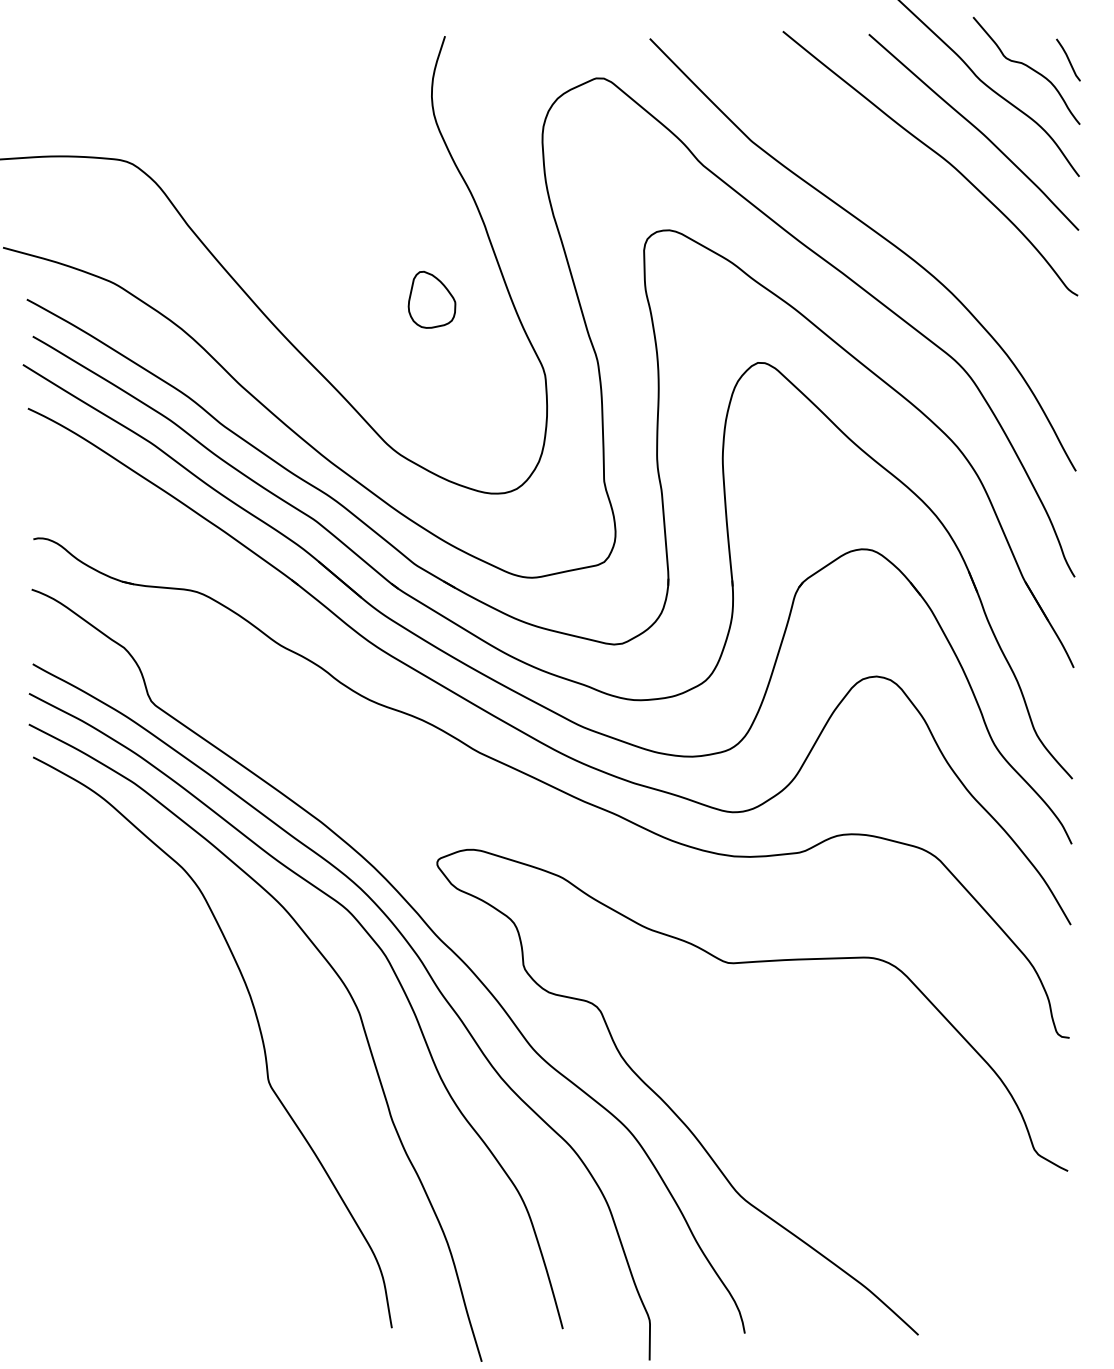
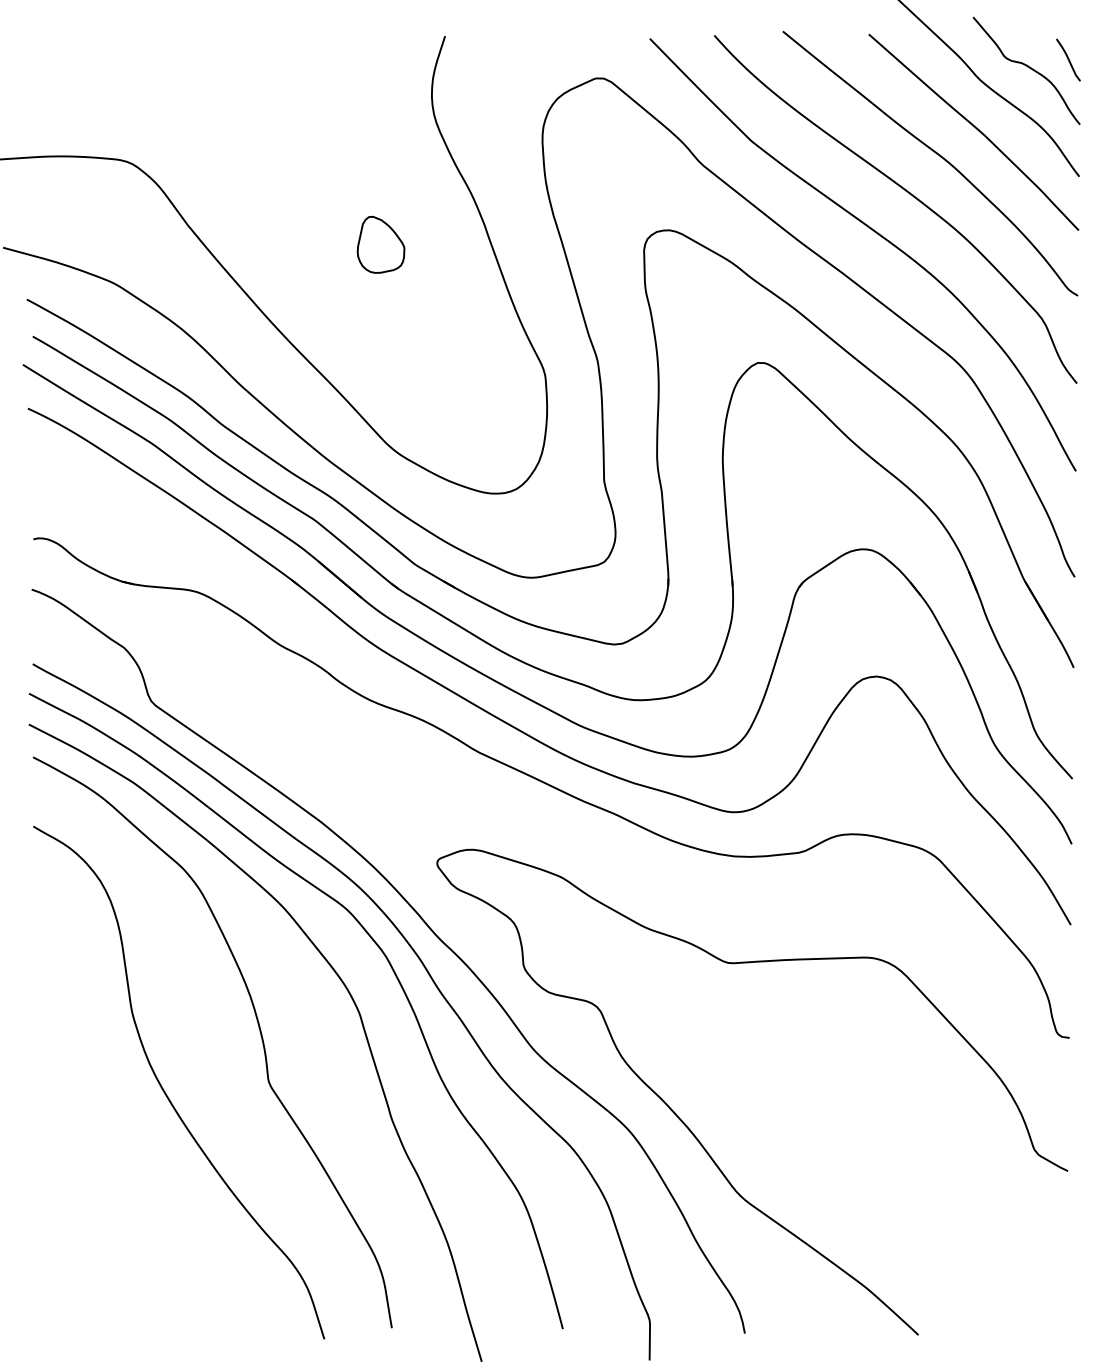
curve: none -> present (909, 194)
part position: (431, 299) -> (380, 244) (380, 244)
curve: none -> present (165, 1091)
